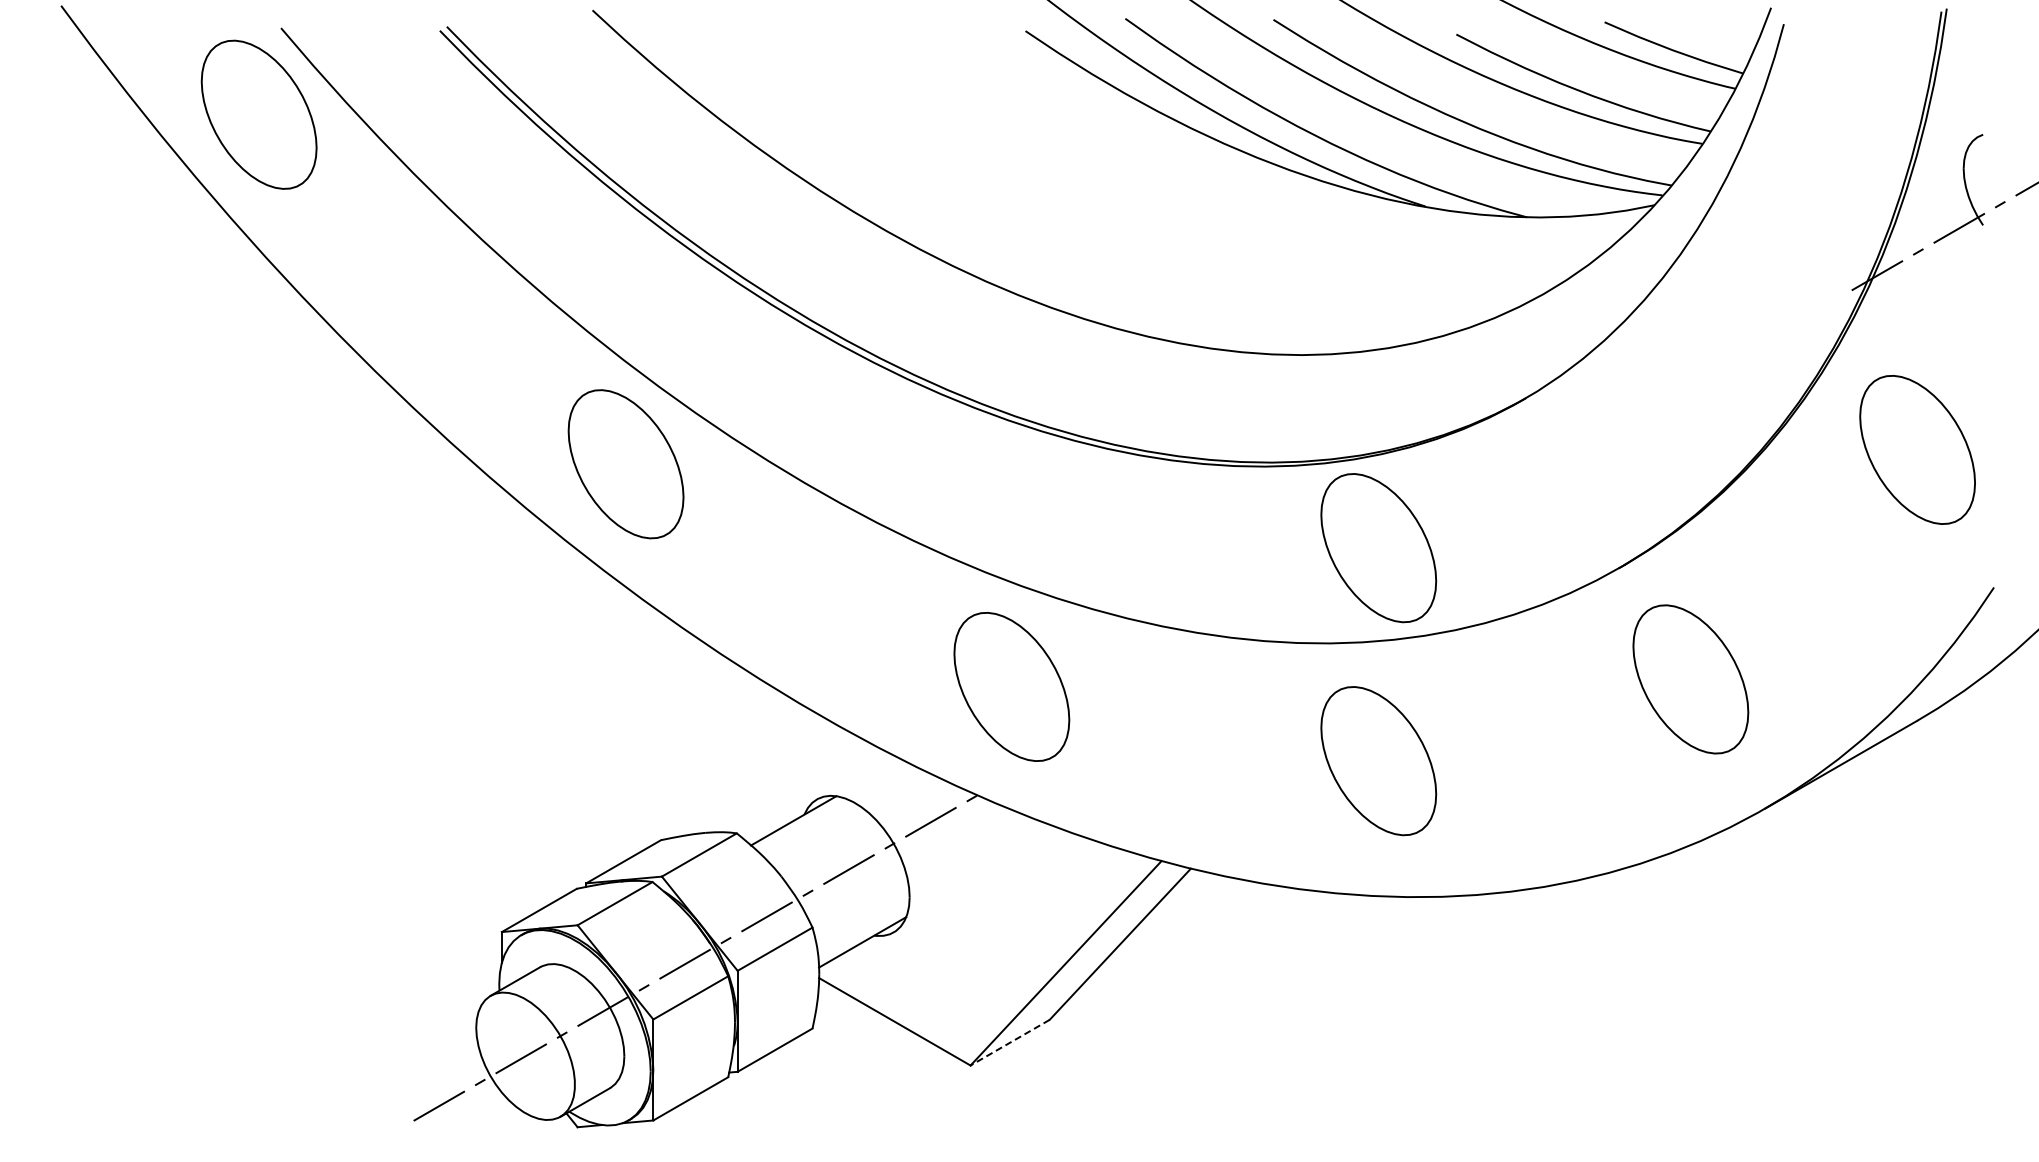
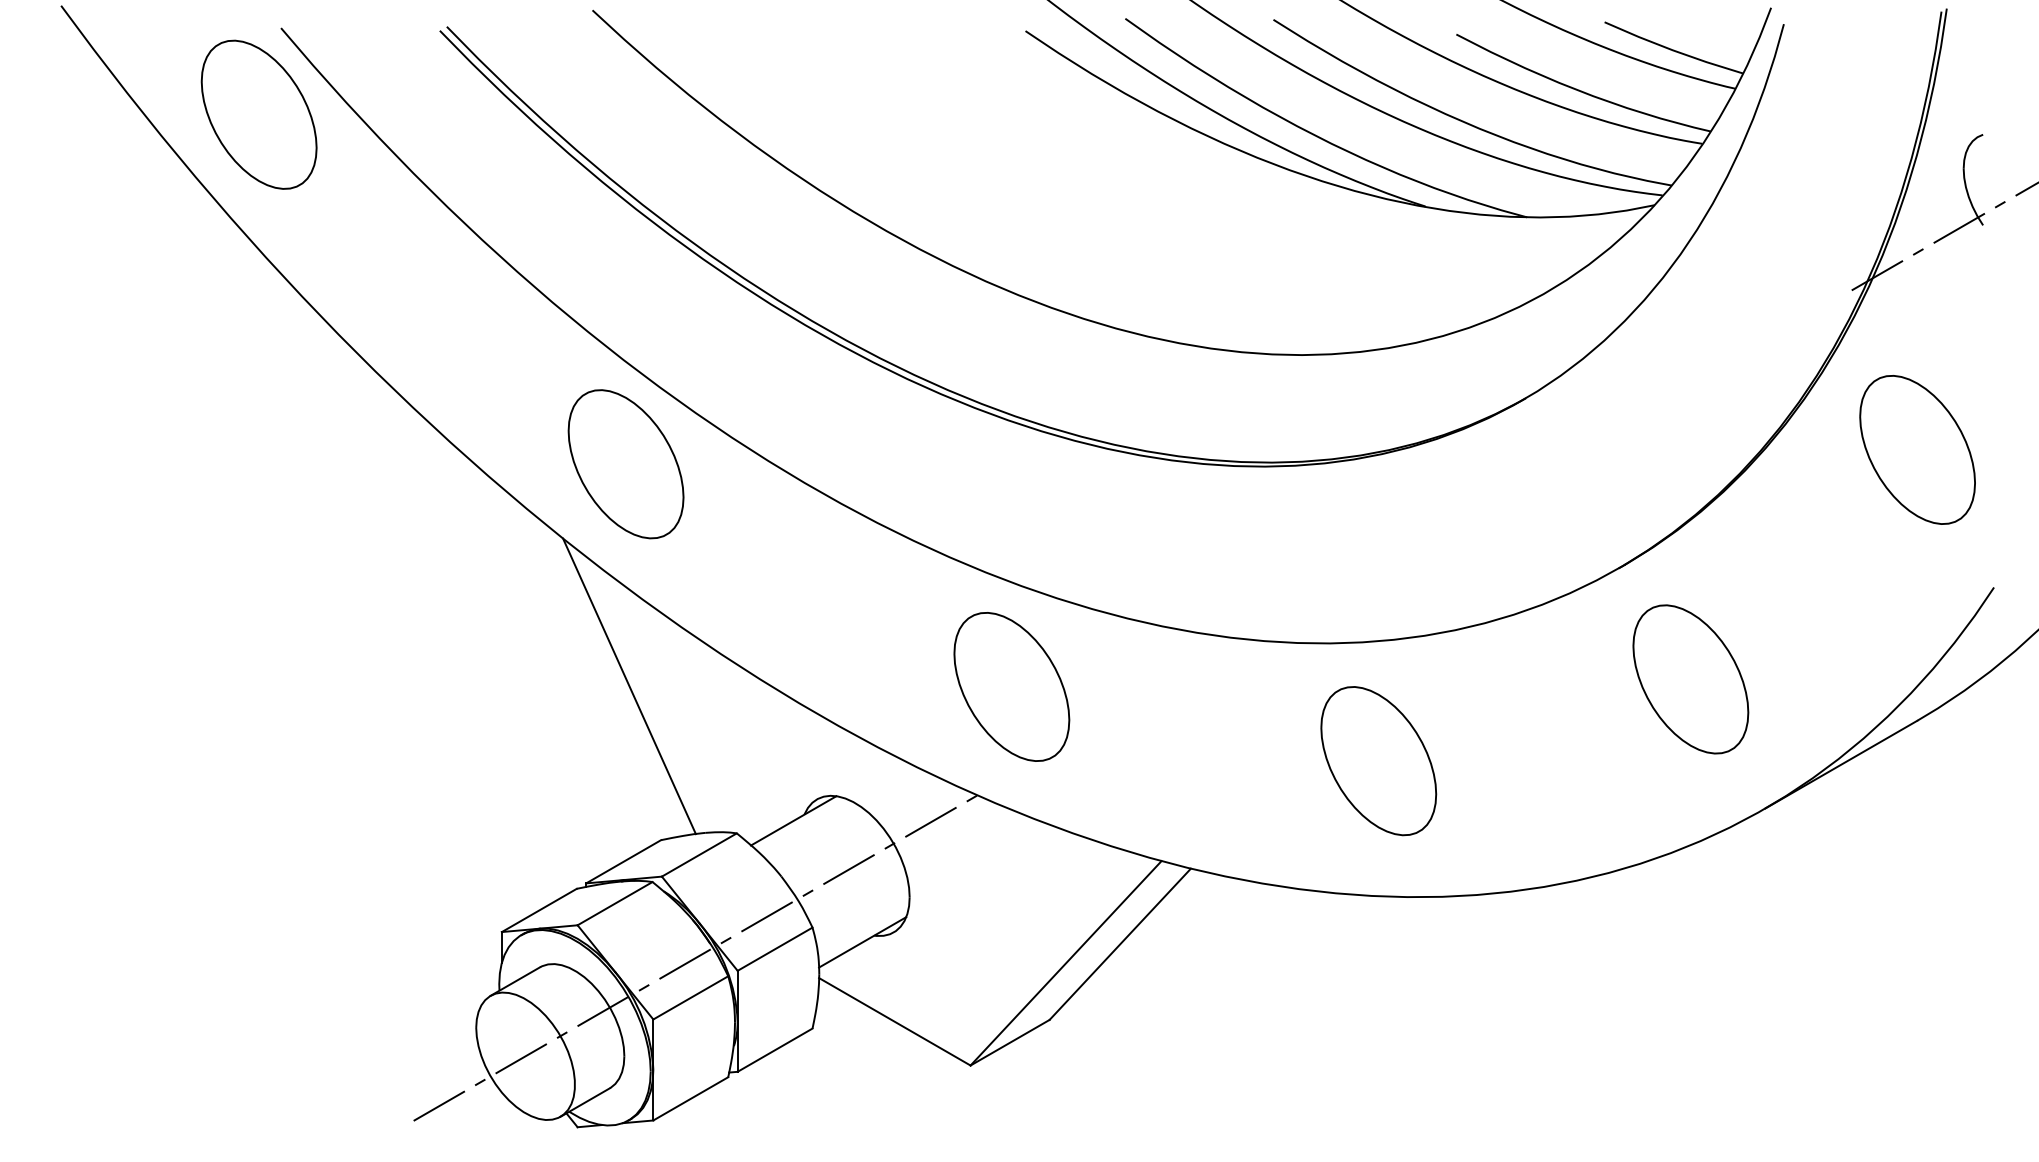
part: present -> none (1378, 548)
line: none -> present (629, 686)
line: dashed -> solid (1010, 1042)
